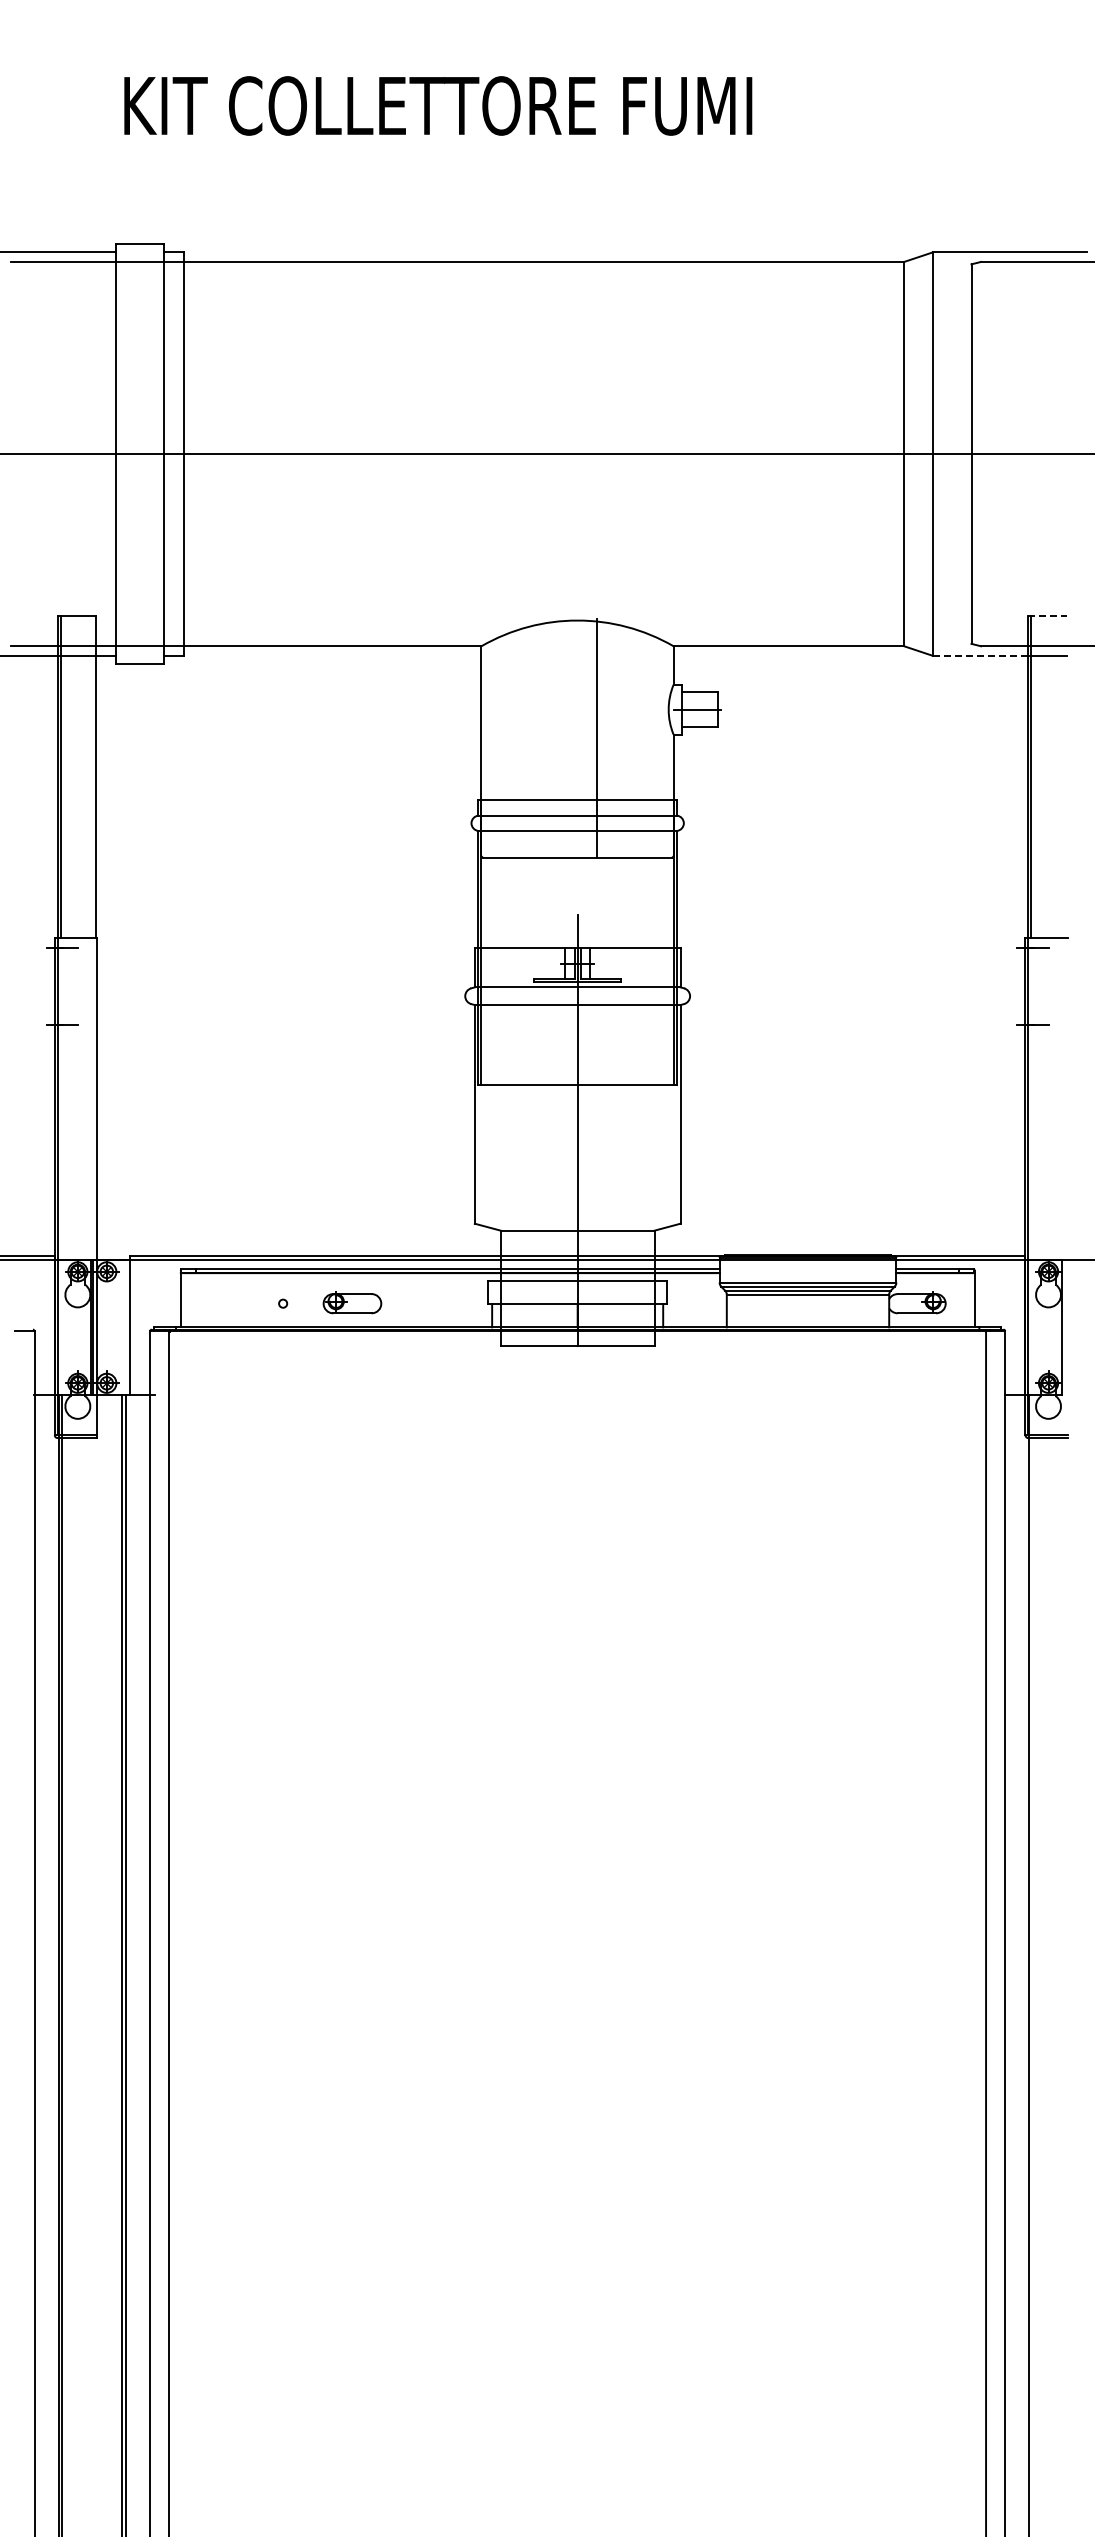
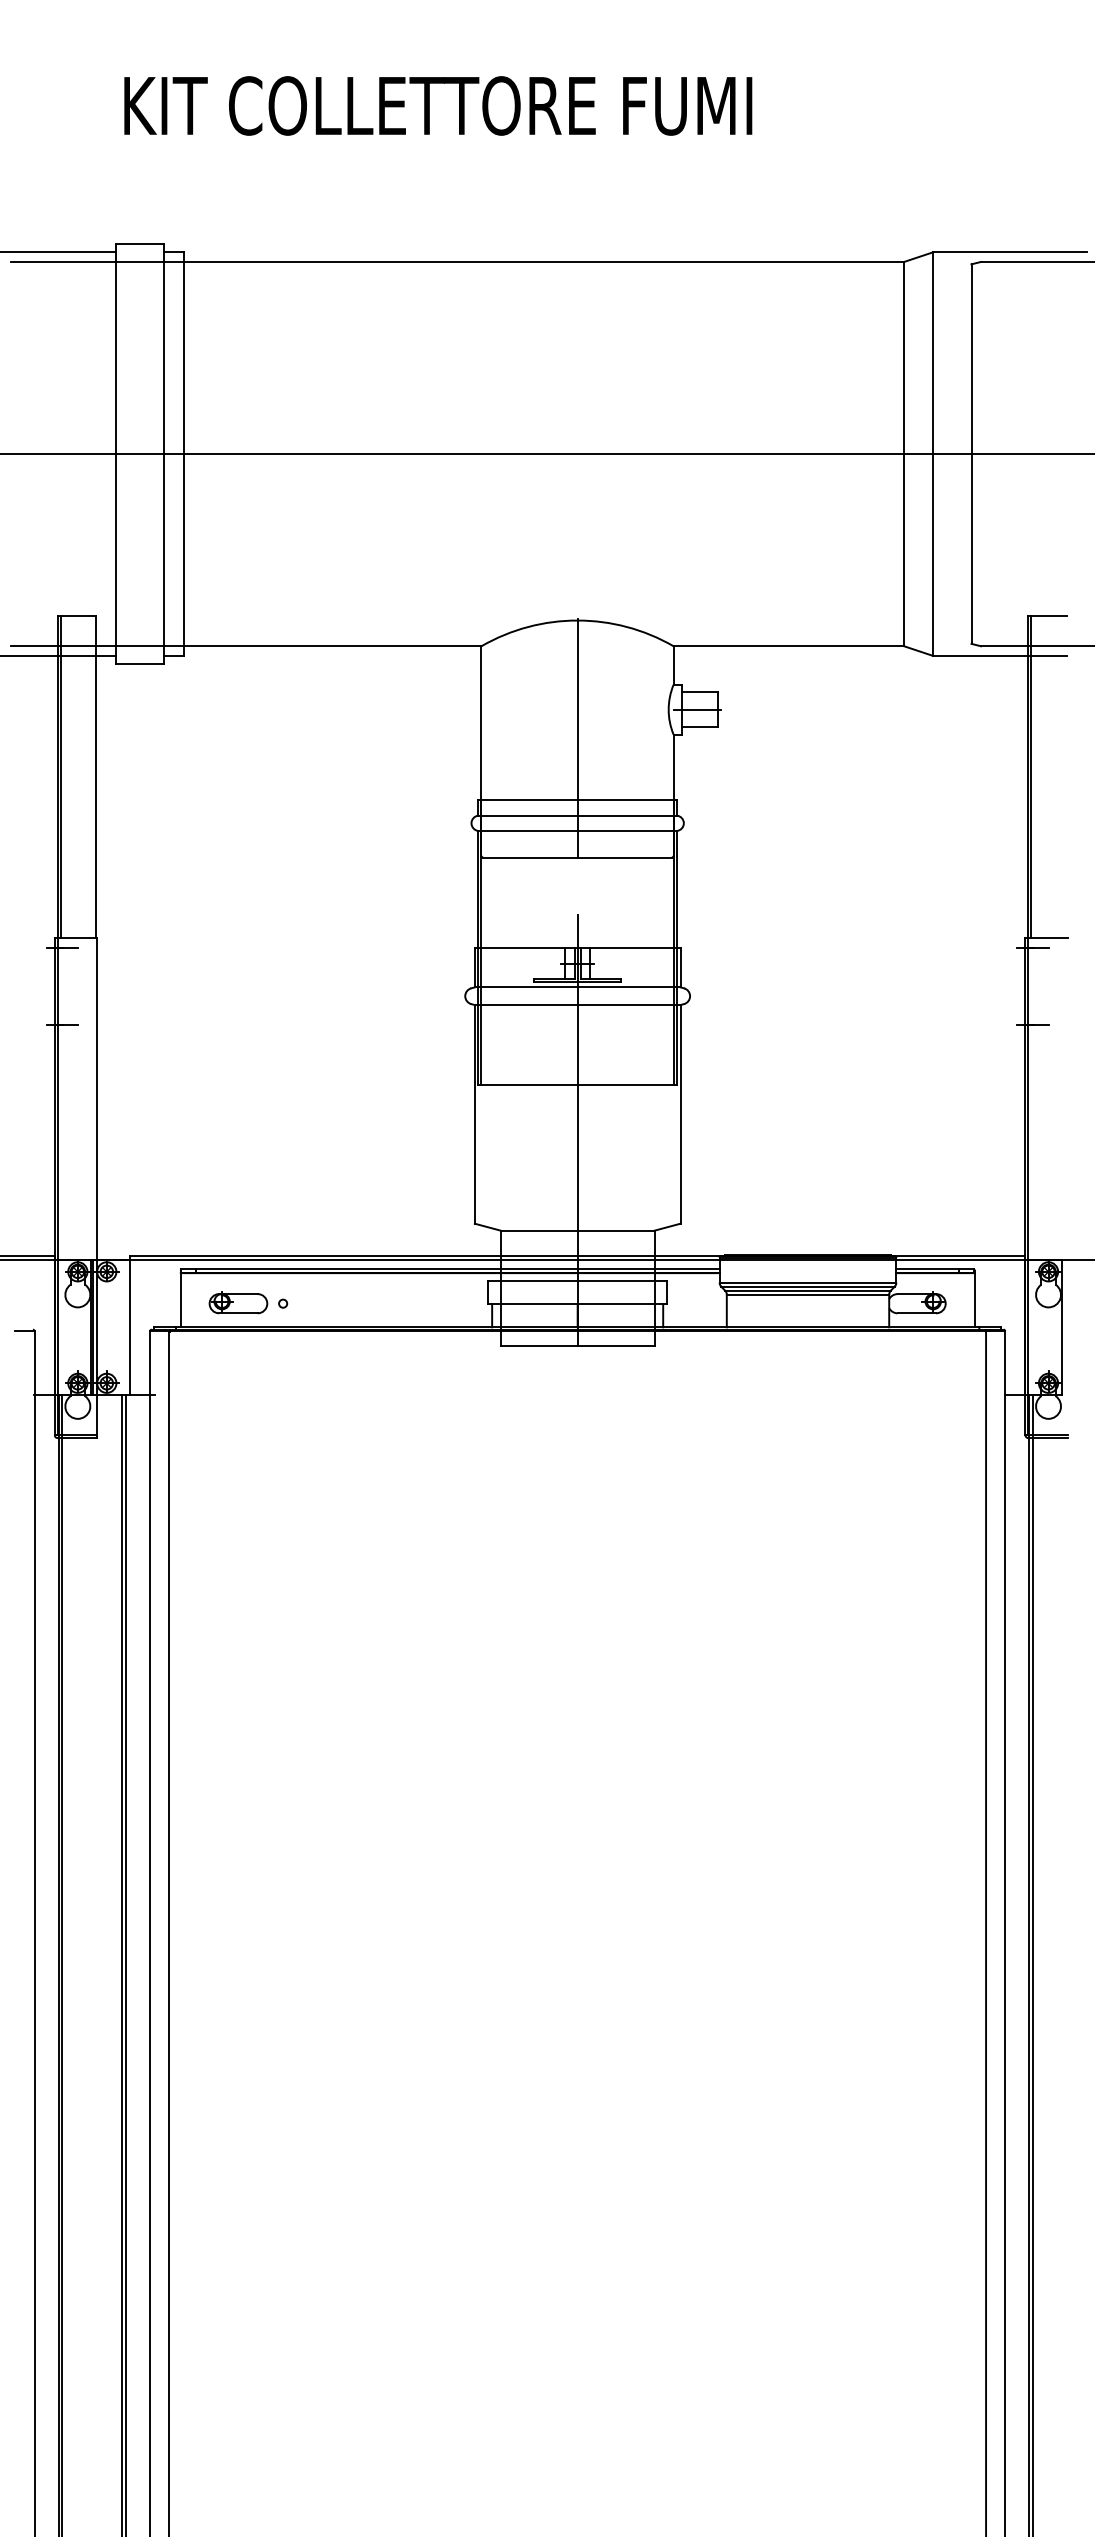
line: dashed -> solid (1048, 616)
line: dashed -> solid (980, 655)
line position: (596, 738) -> (577, 738) (577, 738)
part position: (352, 1302) -> (238, 1302) (238, 1302)
line: none -> present (1033, 1963)
